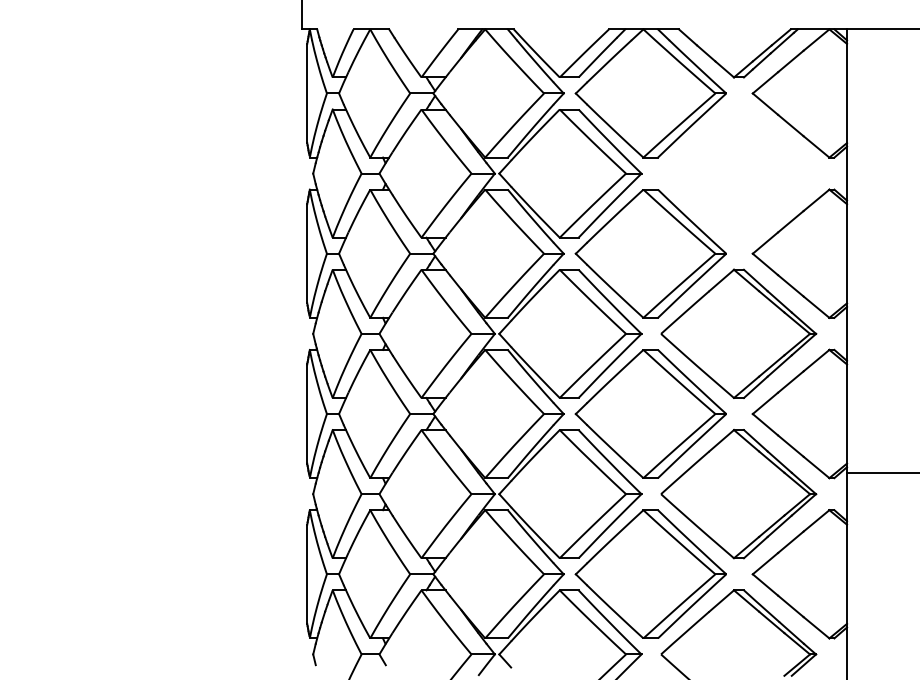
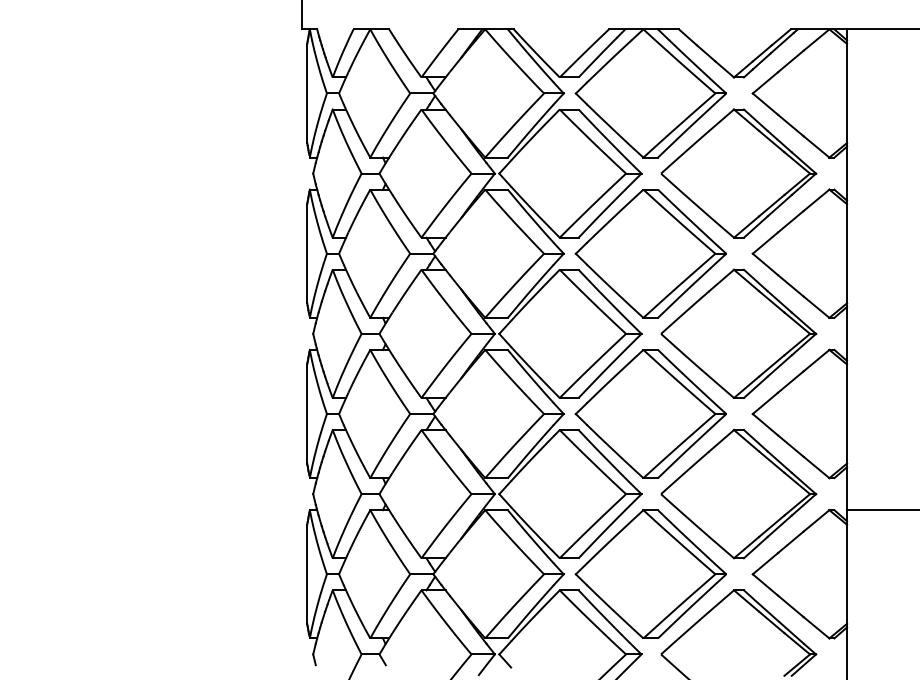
part: none -> present (738, 173)
line position: (881, 473) -> (881, 510) (881, 510)
